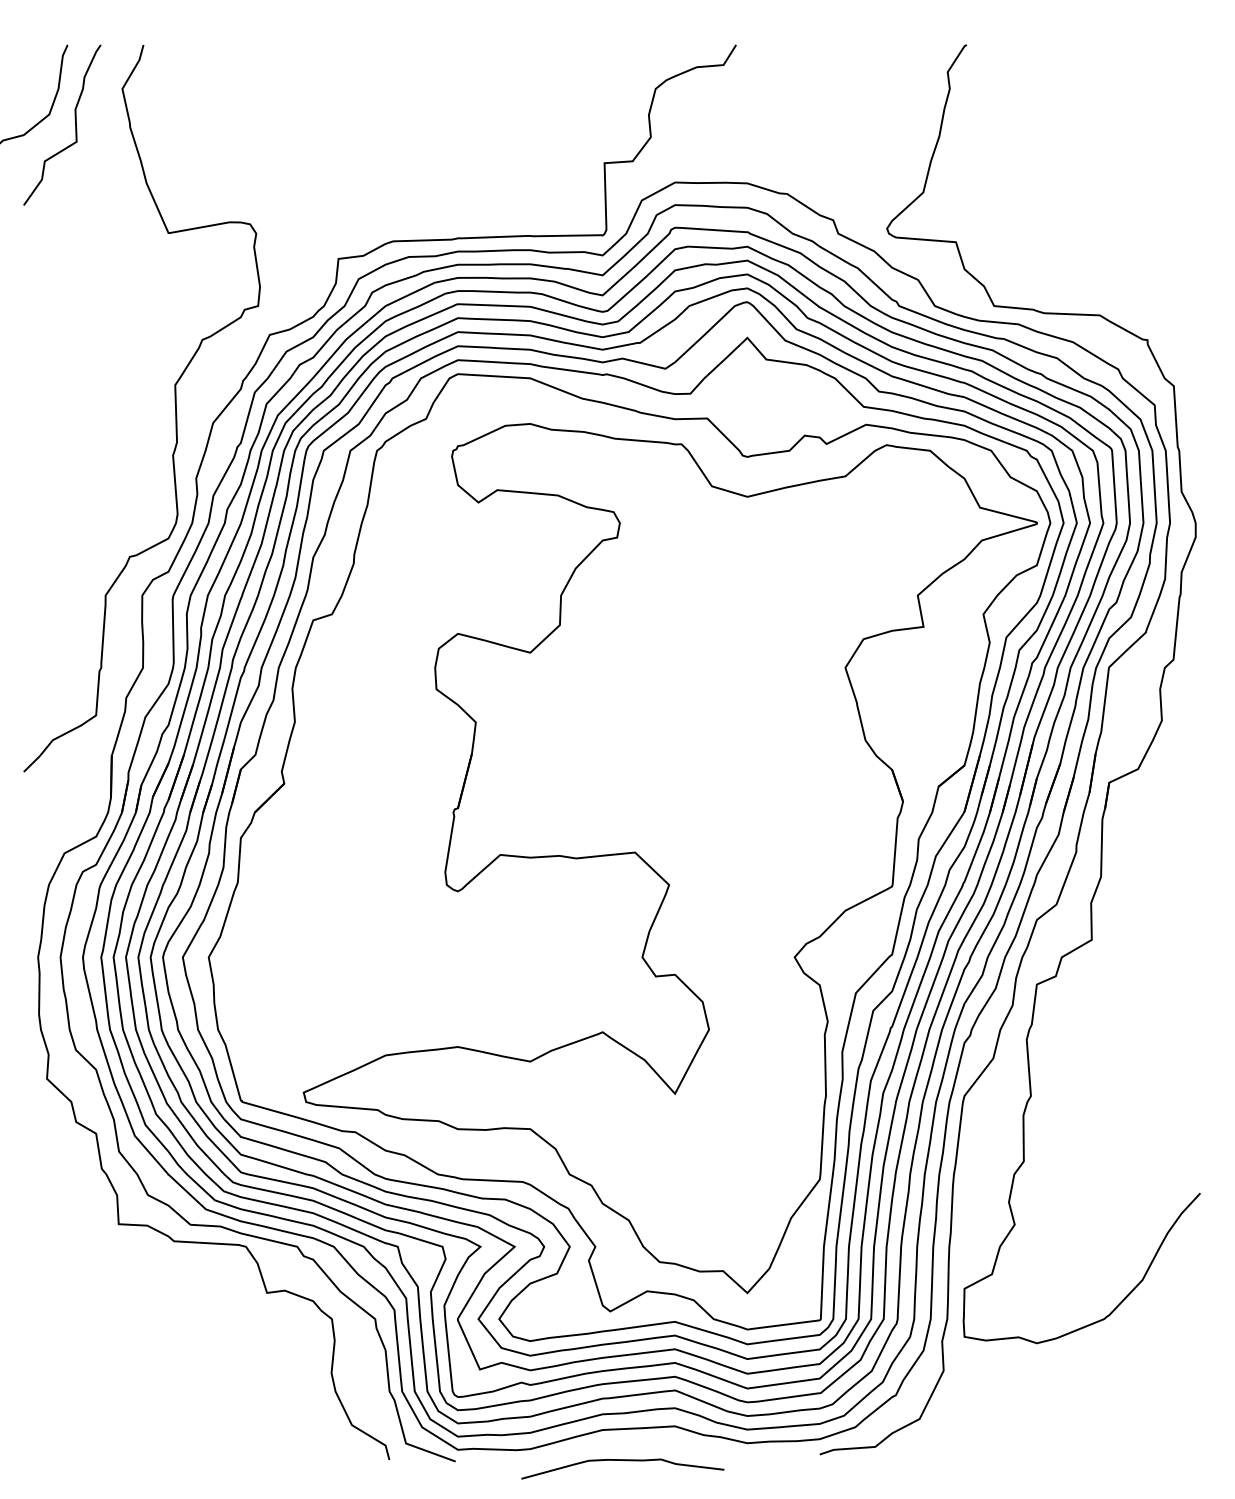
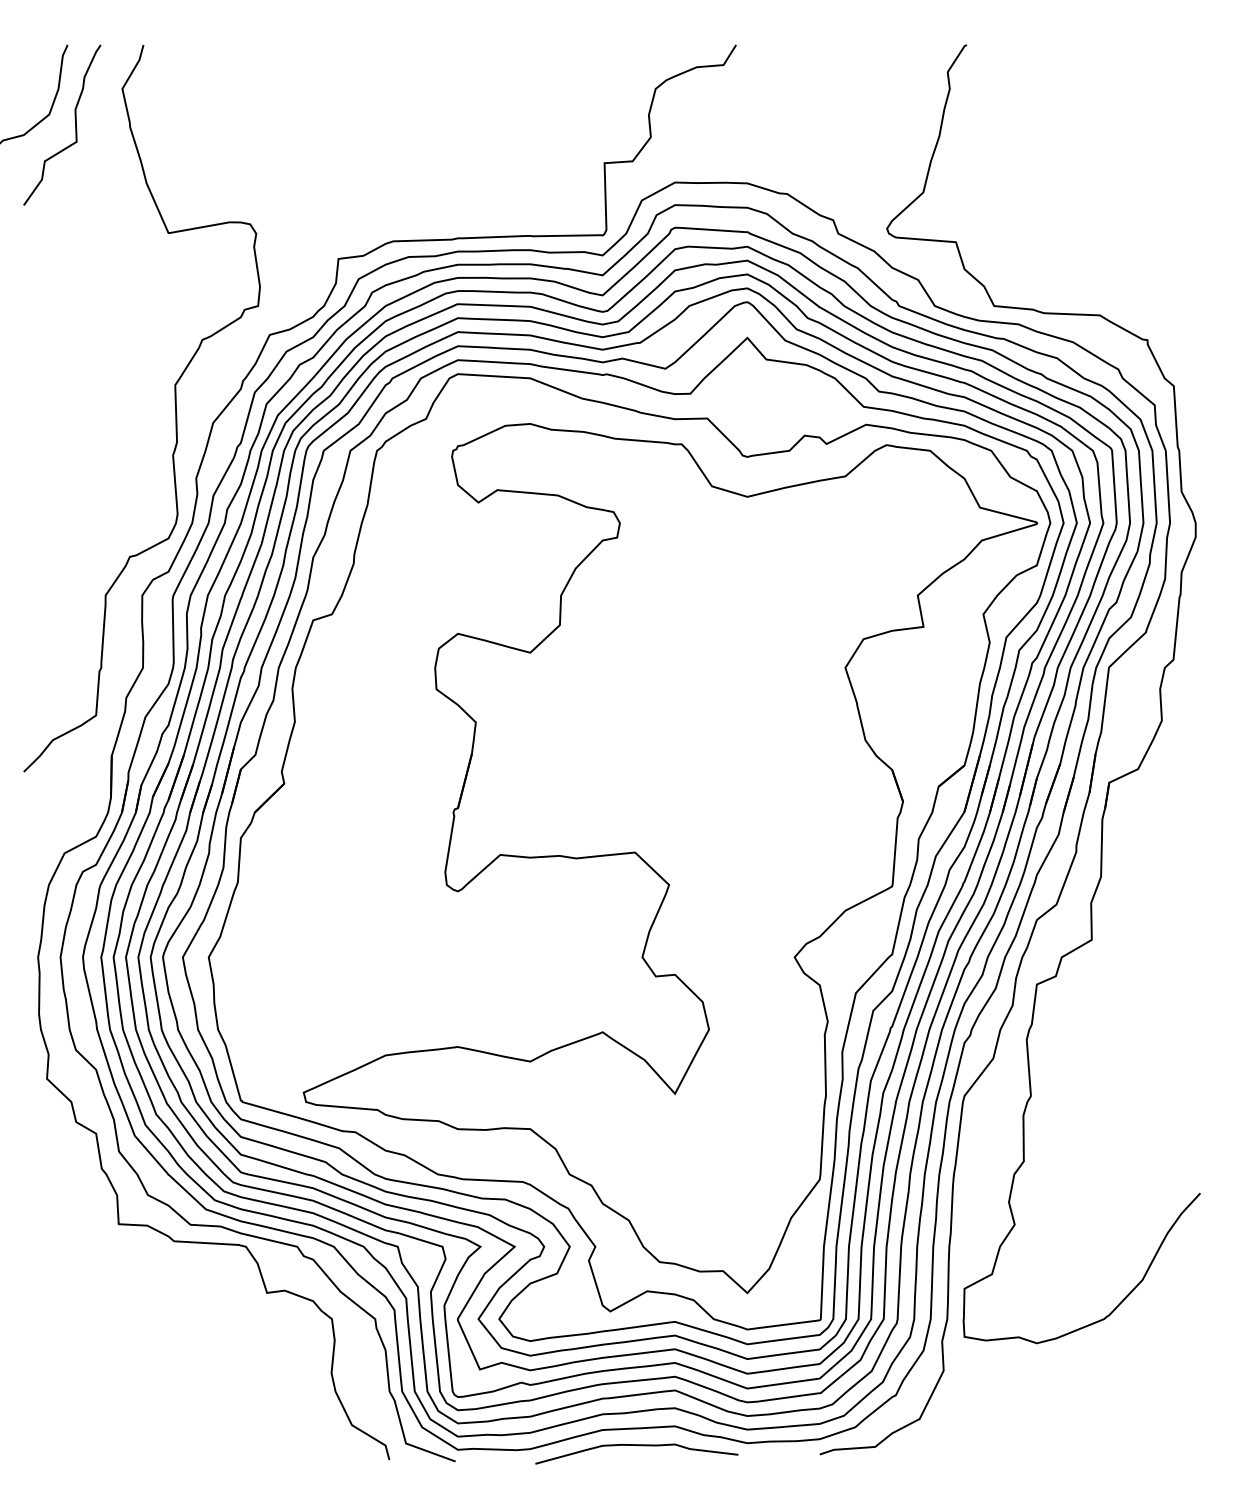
curve position: (624, 1461) -> (638, 1446) (638, 1446)
